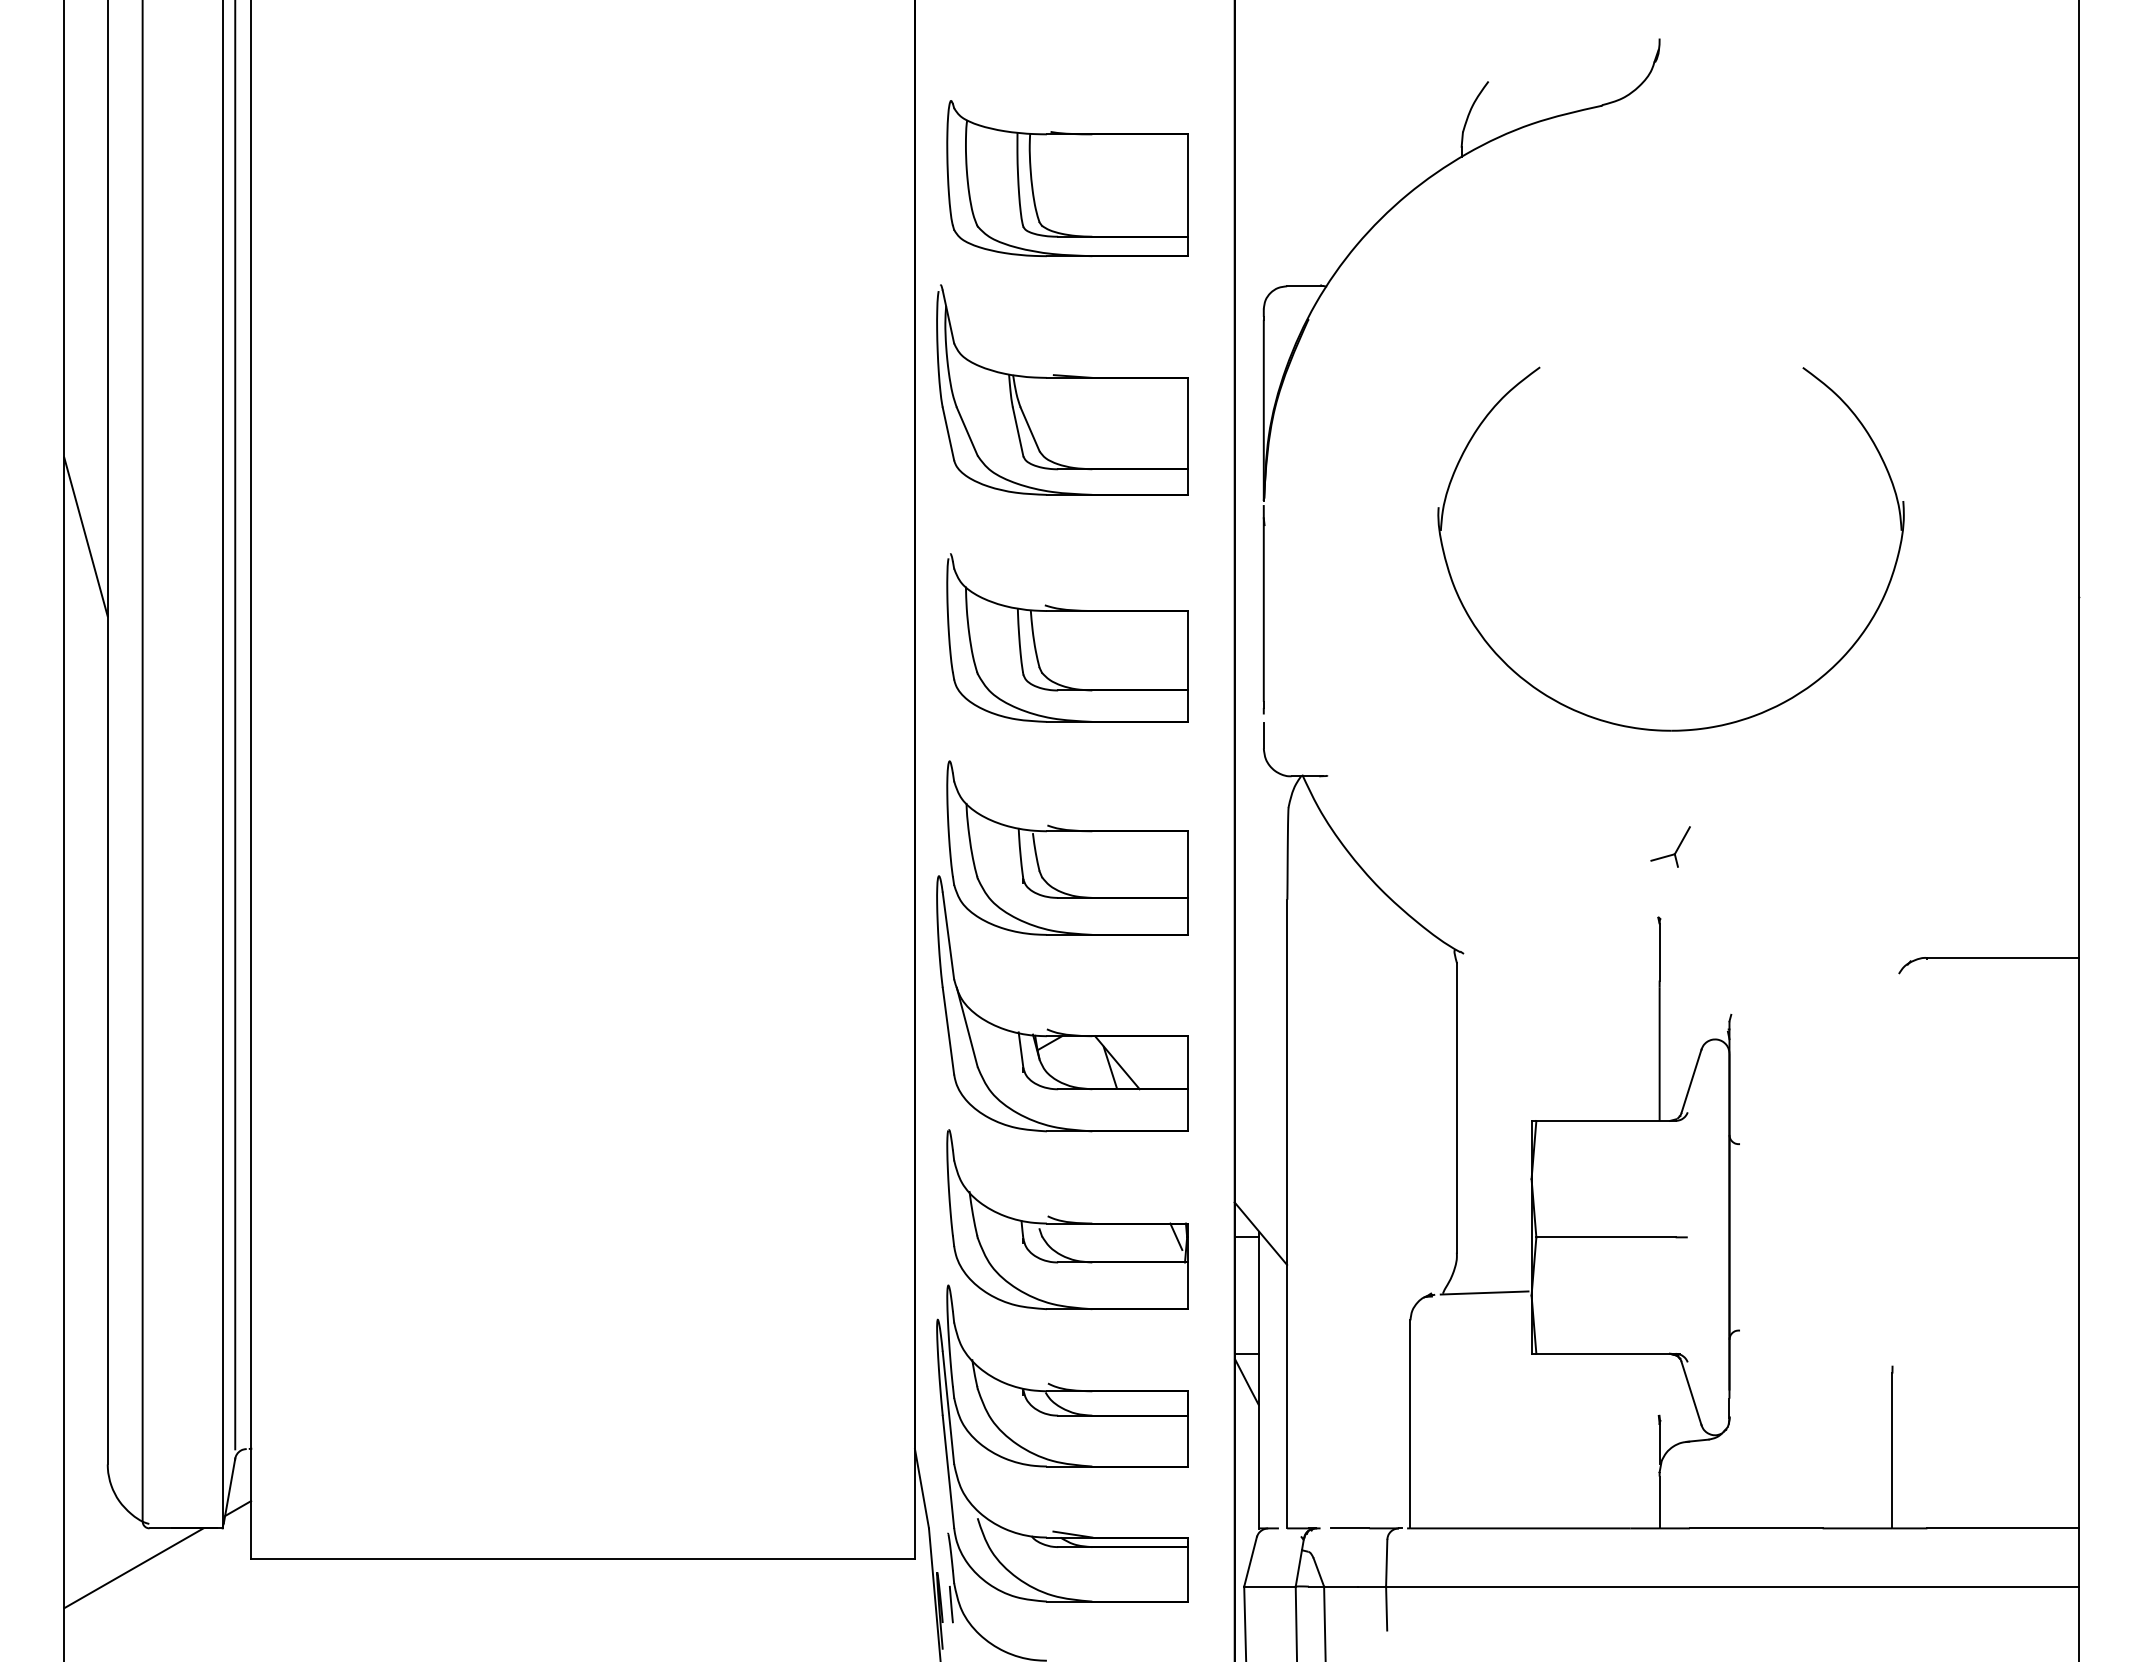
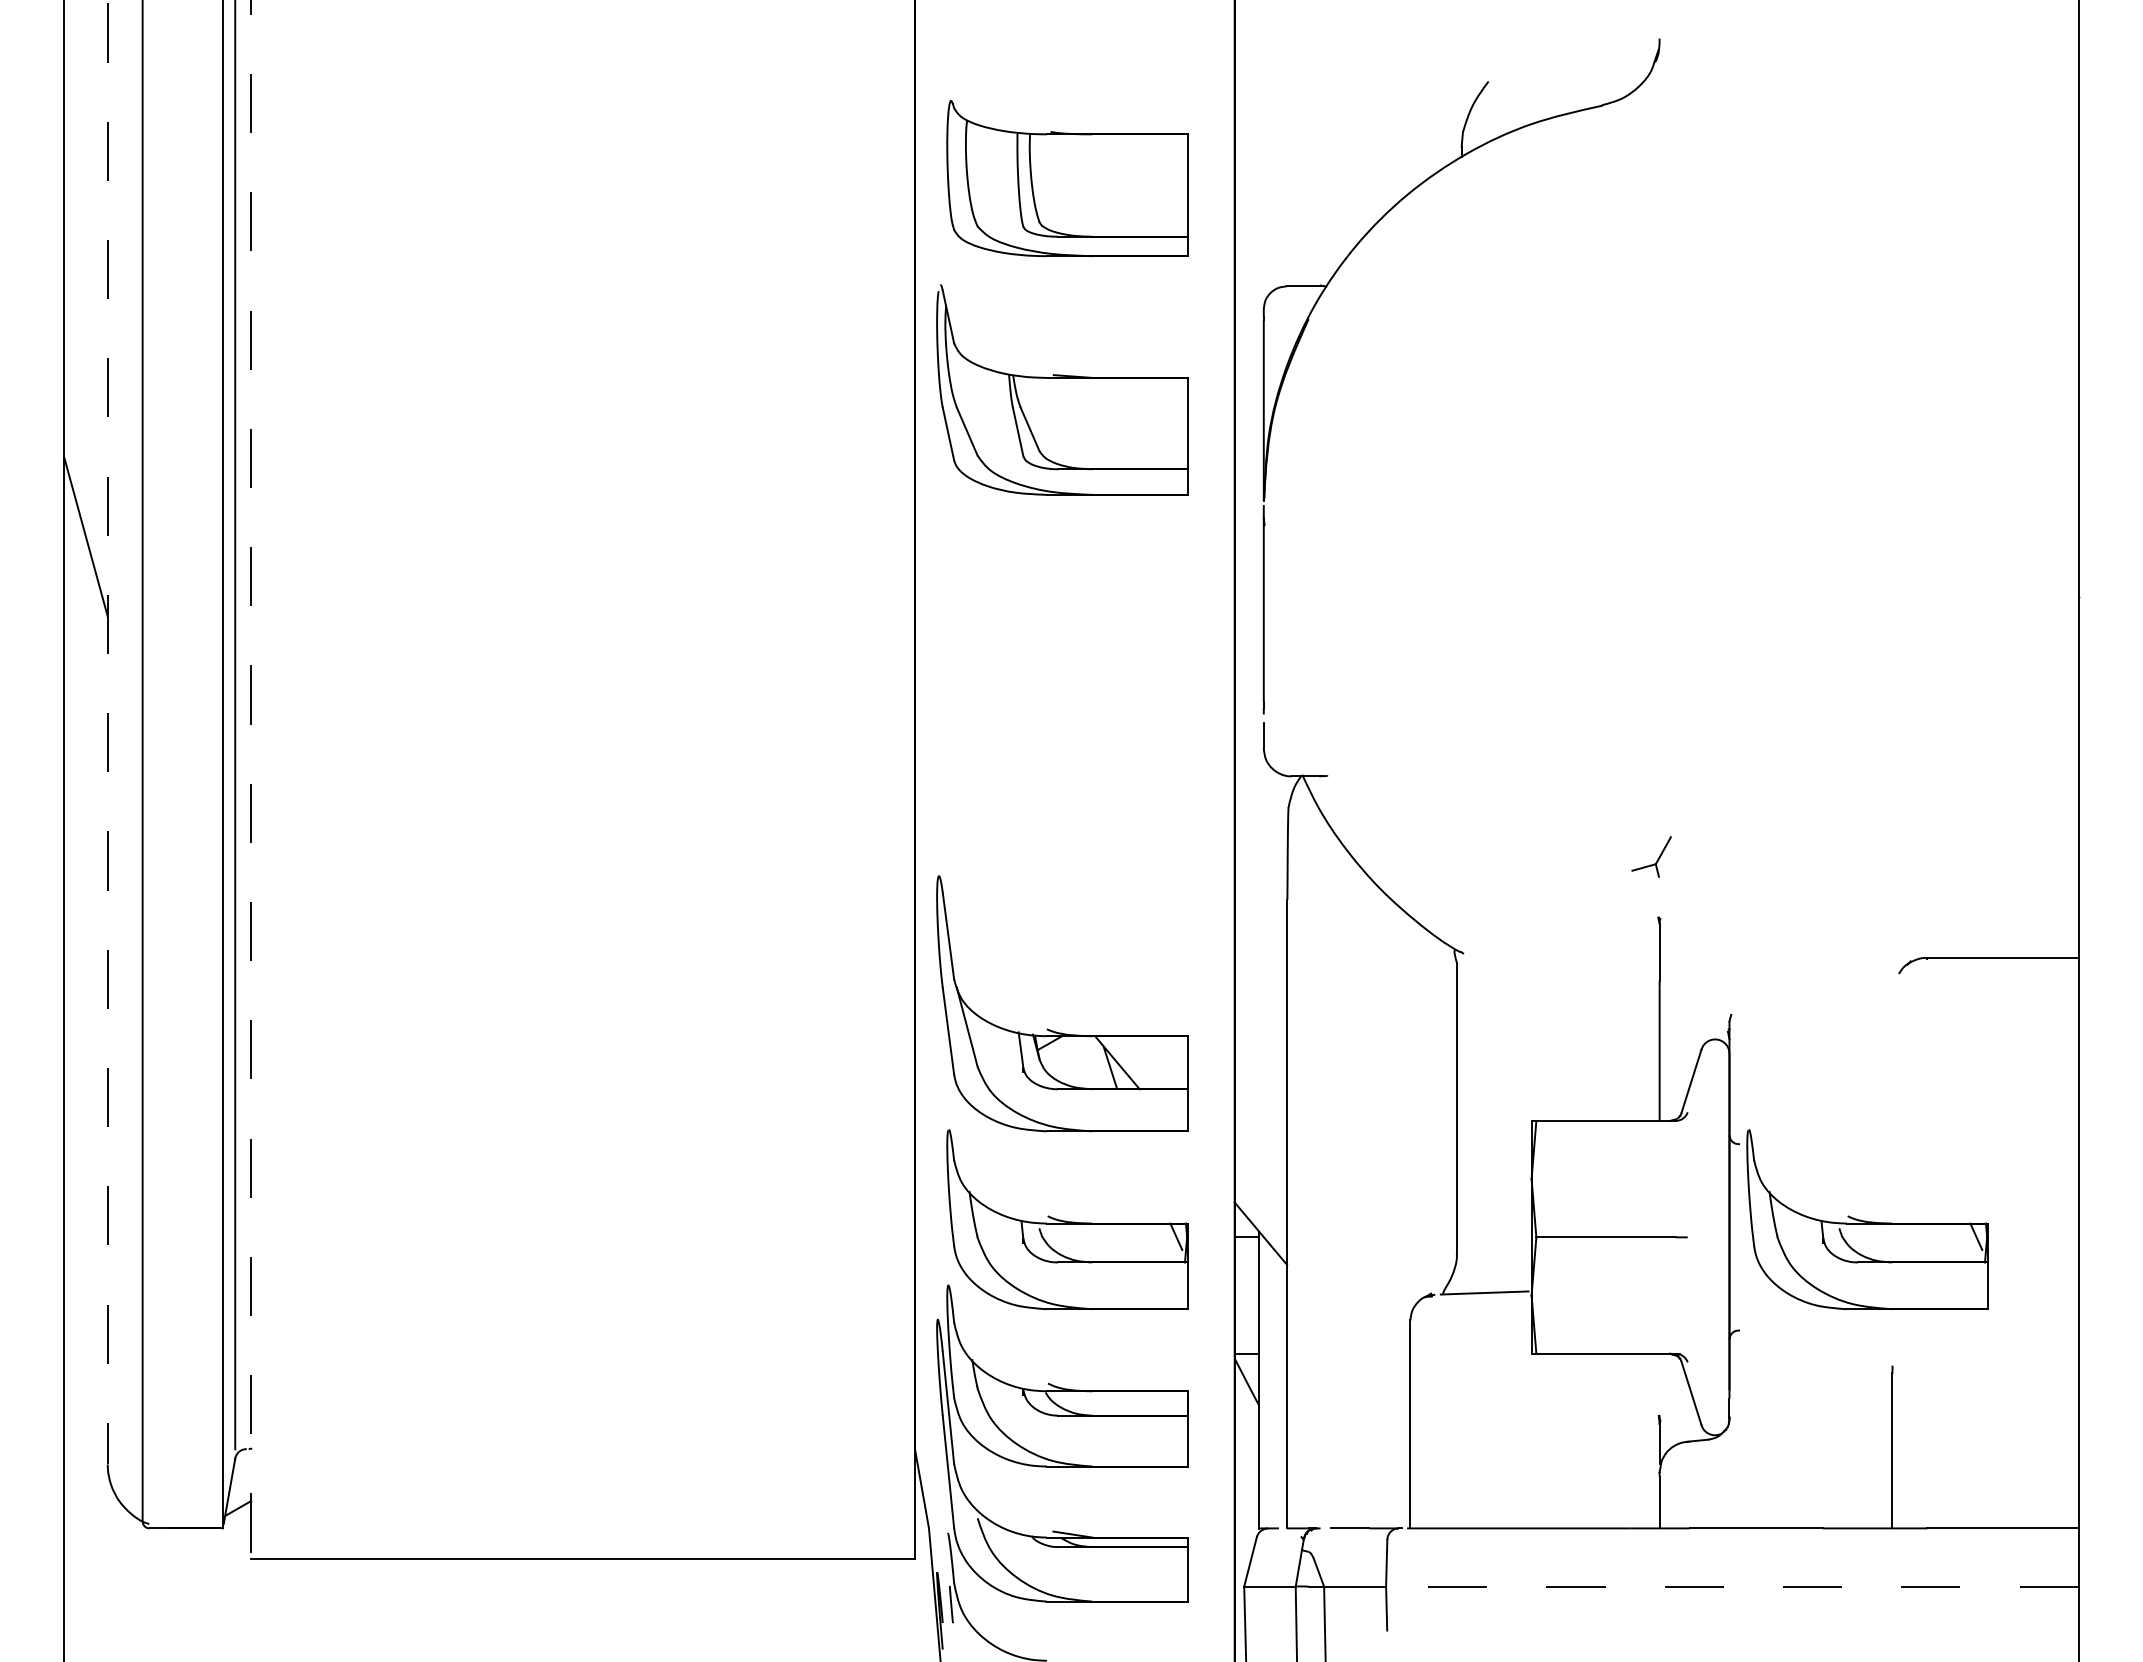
part: present -> none (1067, 637)
part: present -> none (1670, 729)
line: solid -> dashed (107, 732)
line: solid -> dashed (251, 780)
part: present -> none (1067, 847)
part position: (1675, 850) -> (1656, 860) (1656, 860)
part: none -> present (1867, 1219)
line: present -> none (133, 1568)
line: solid -> dashed (1731, 1586)
